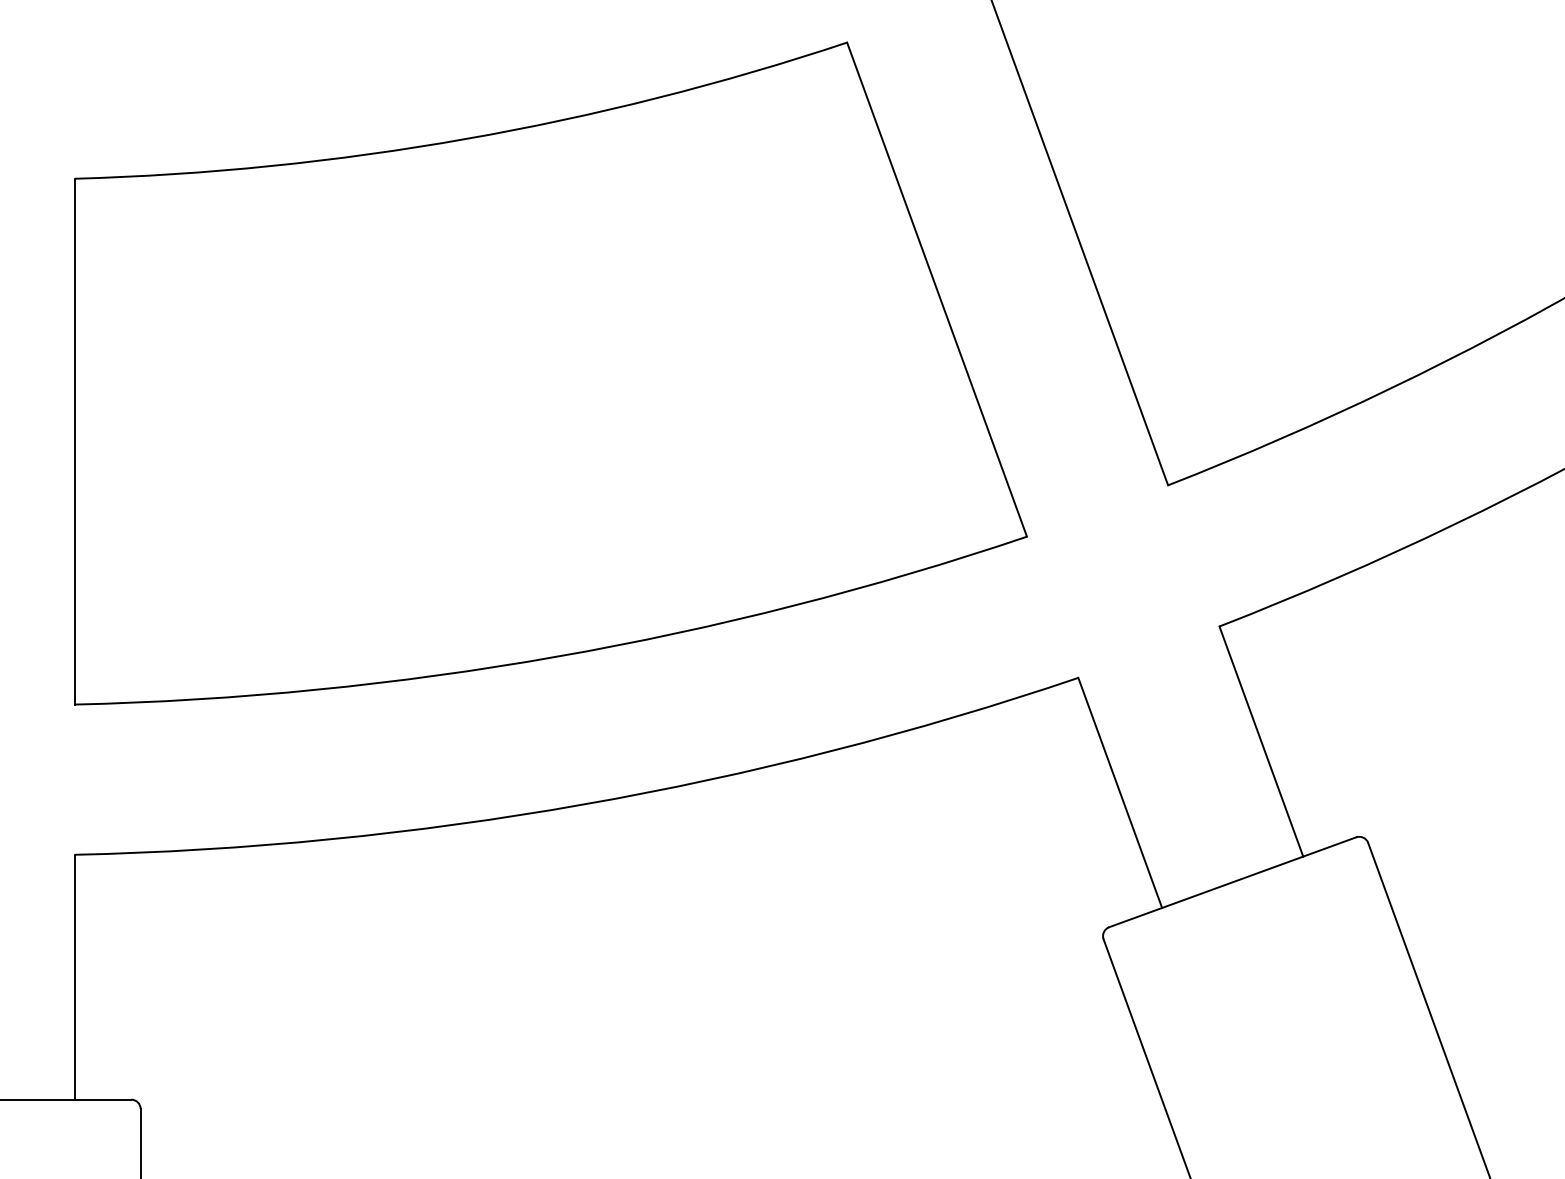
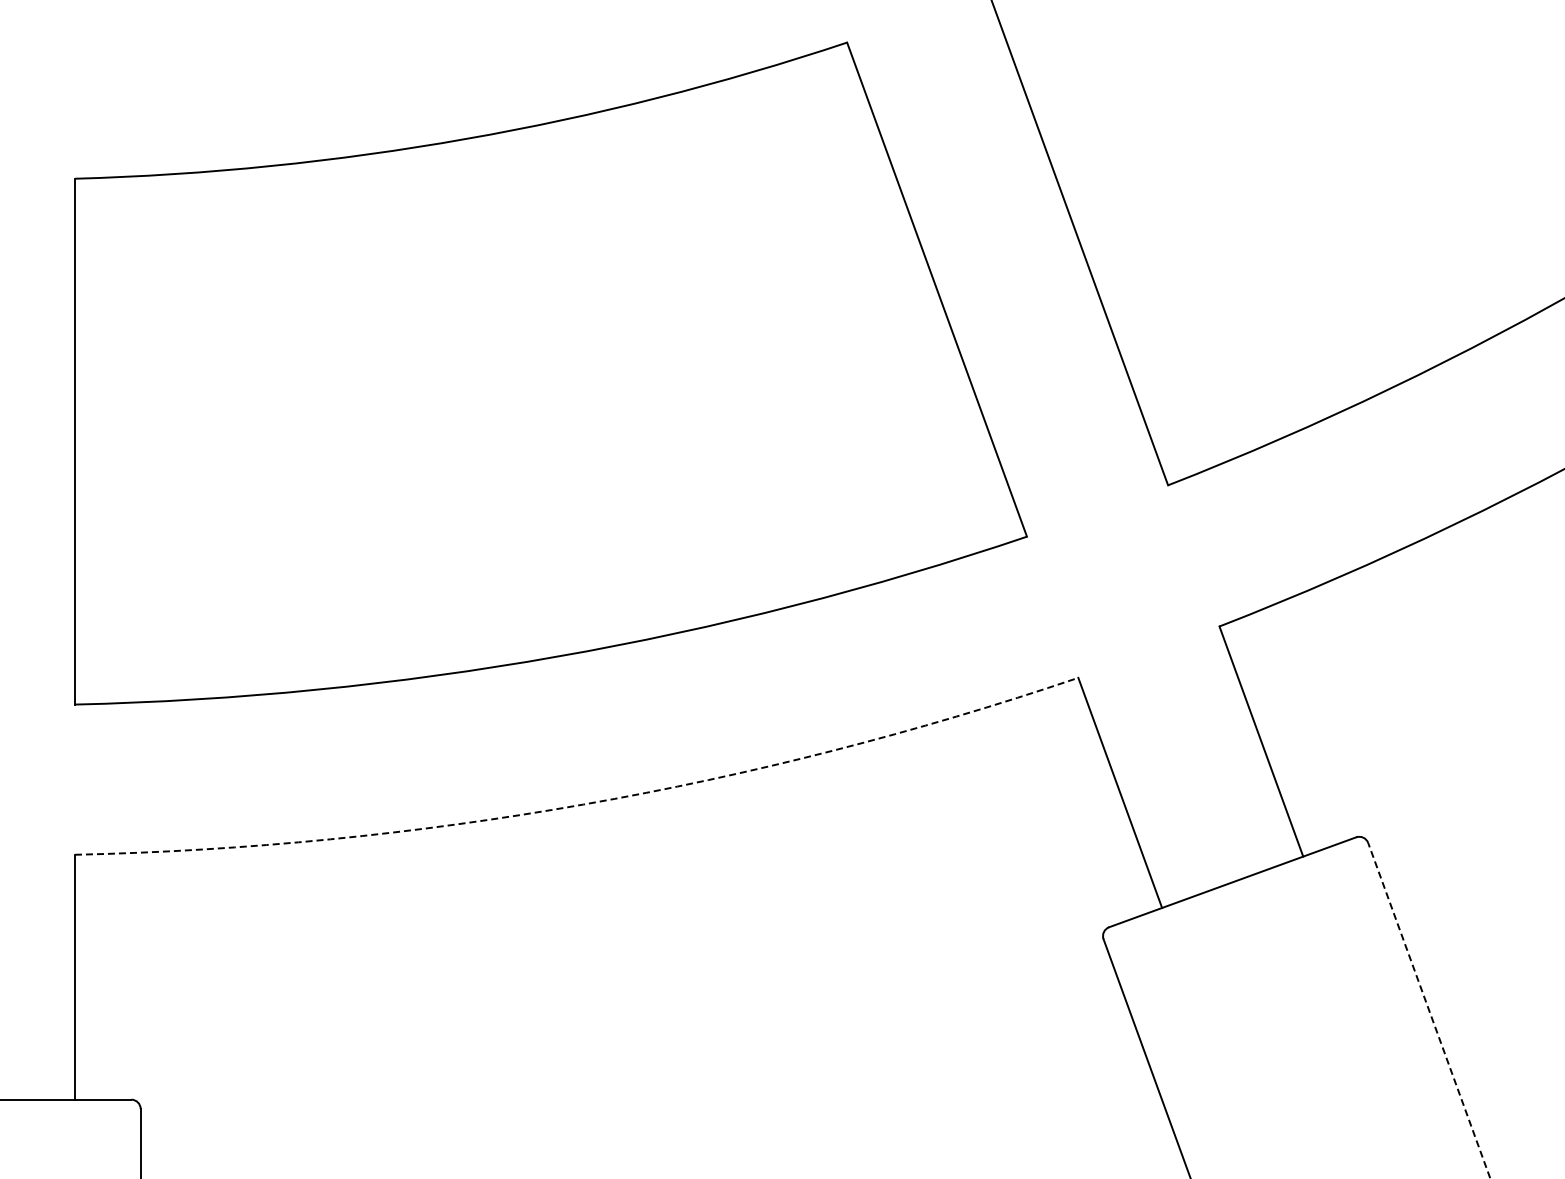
arc: solid -> dashed (583, 804)
line: solid -> dashed (1429, 1010)
